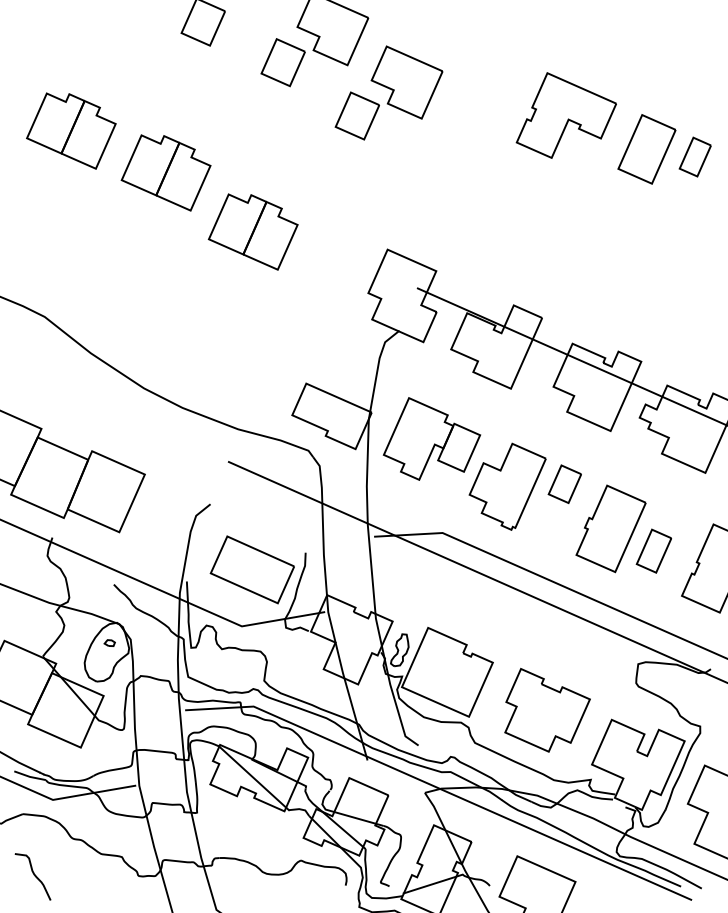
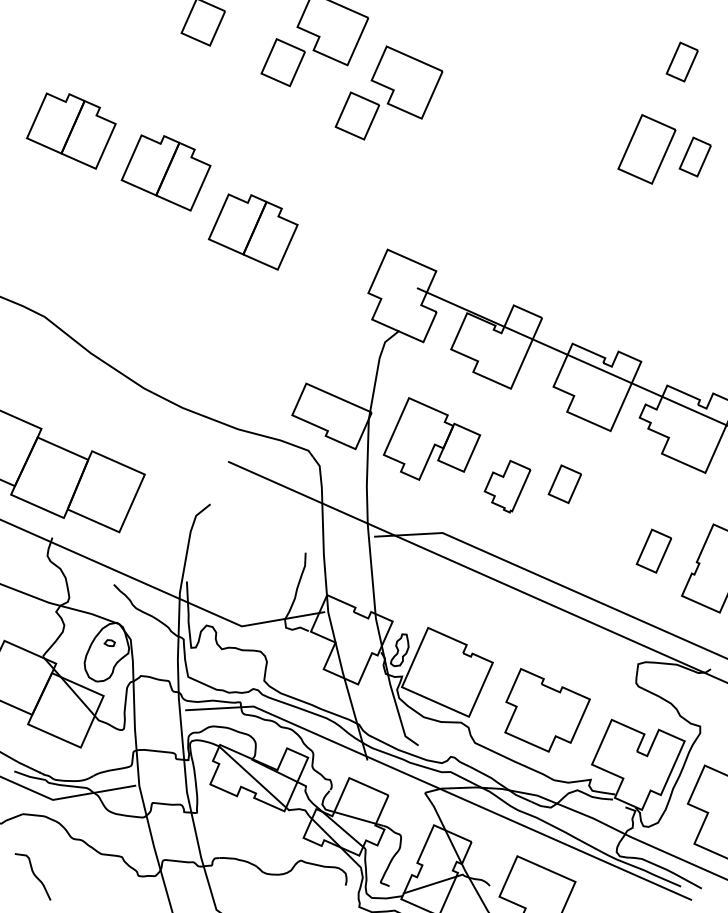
part: none -> present (681, 61)
part: present -> none (565, 115)
part size: 79x89 px -> 49x55 px (507, 486)
part: present -> none (610, 528)
part: present -> none (251, 569)
